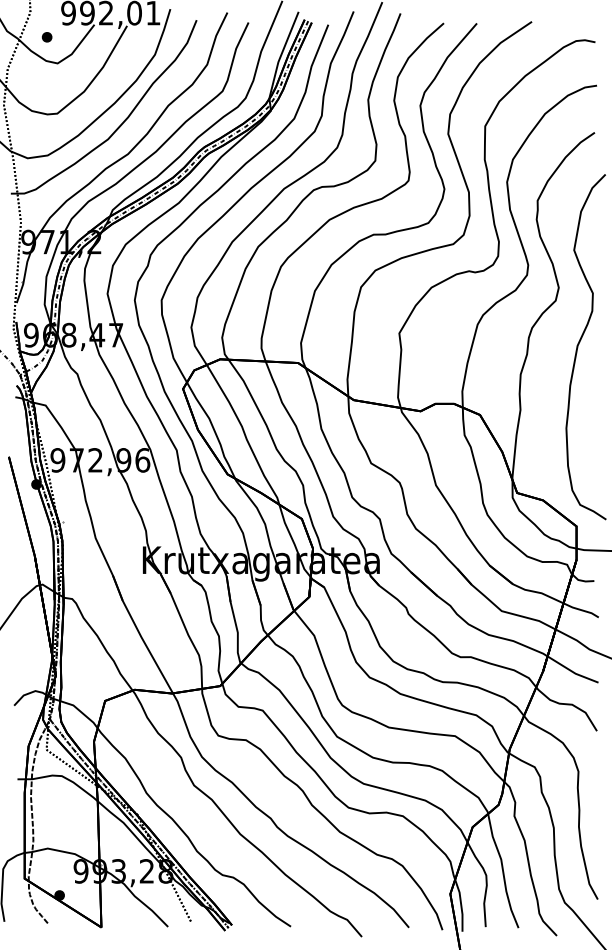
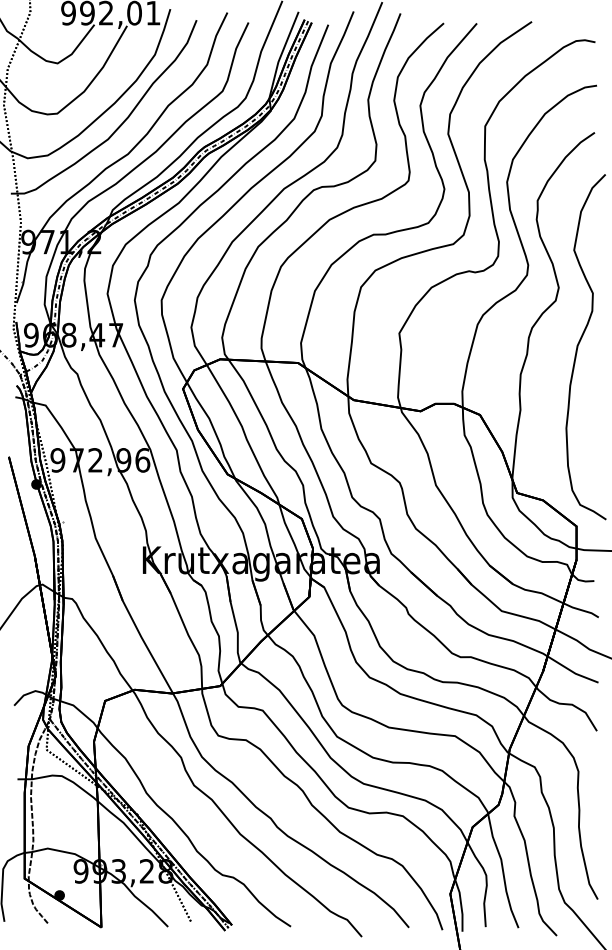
part: present -> none (46, 37)
